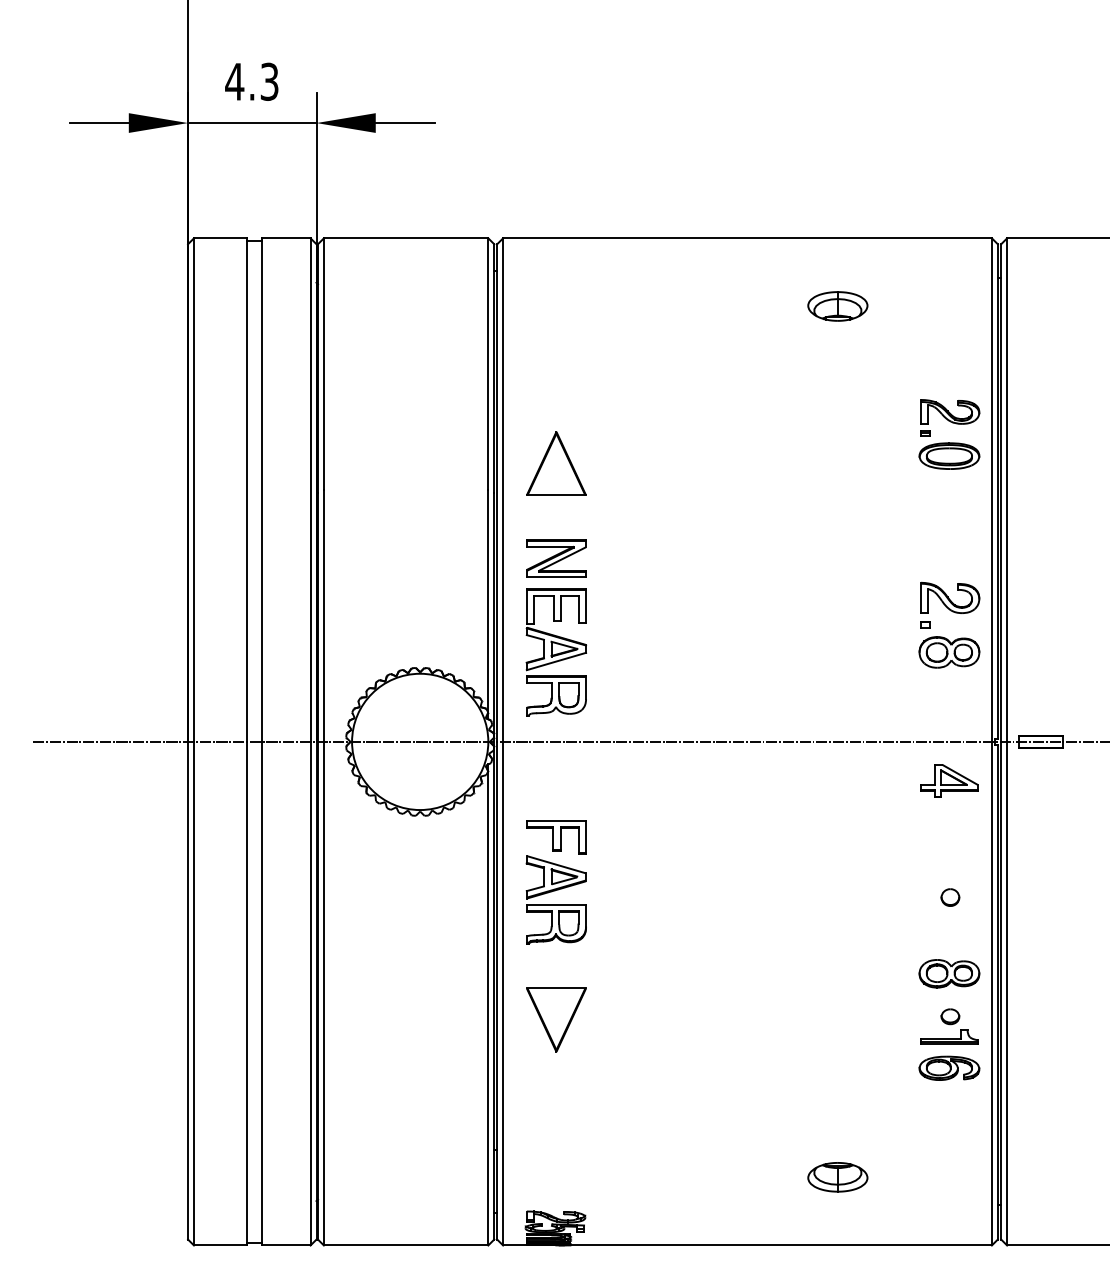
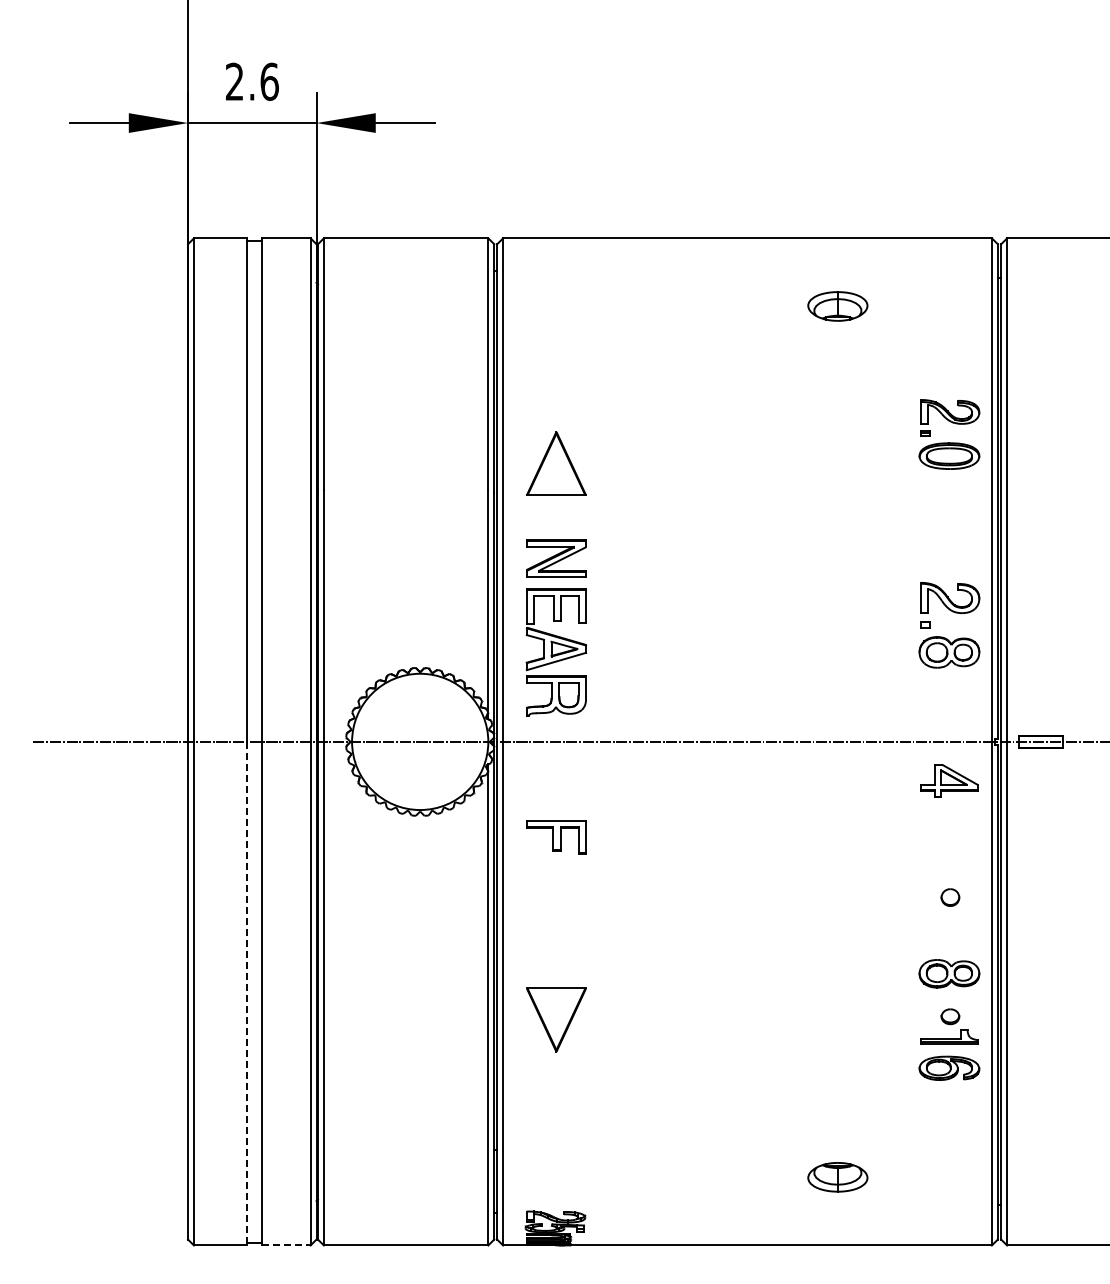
text: 4.3 -> 2.6 (251, 81)
part: present -> none (555, 899)
line: solid -> dashed (247, 993)
line: solid -> dashed (286, 1245)
